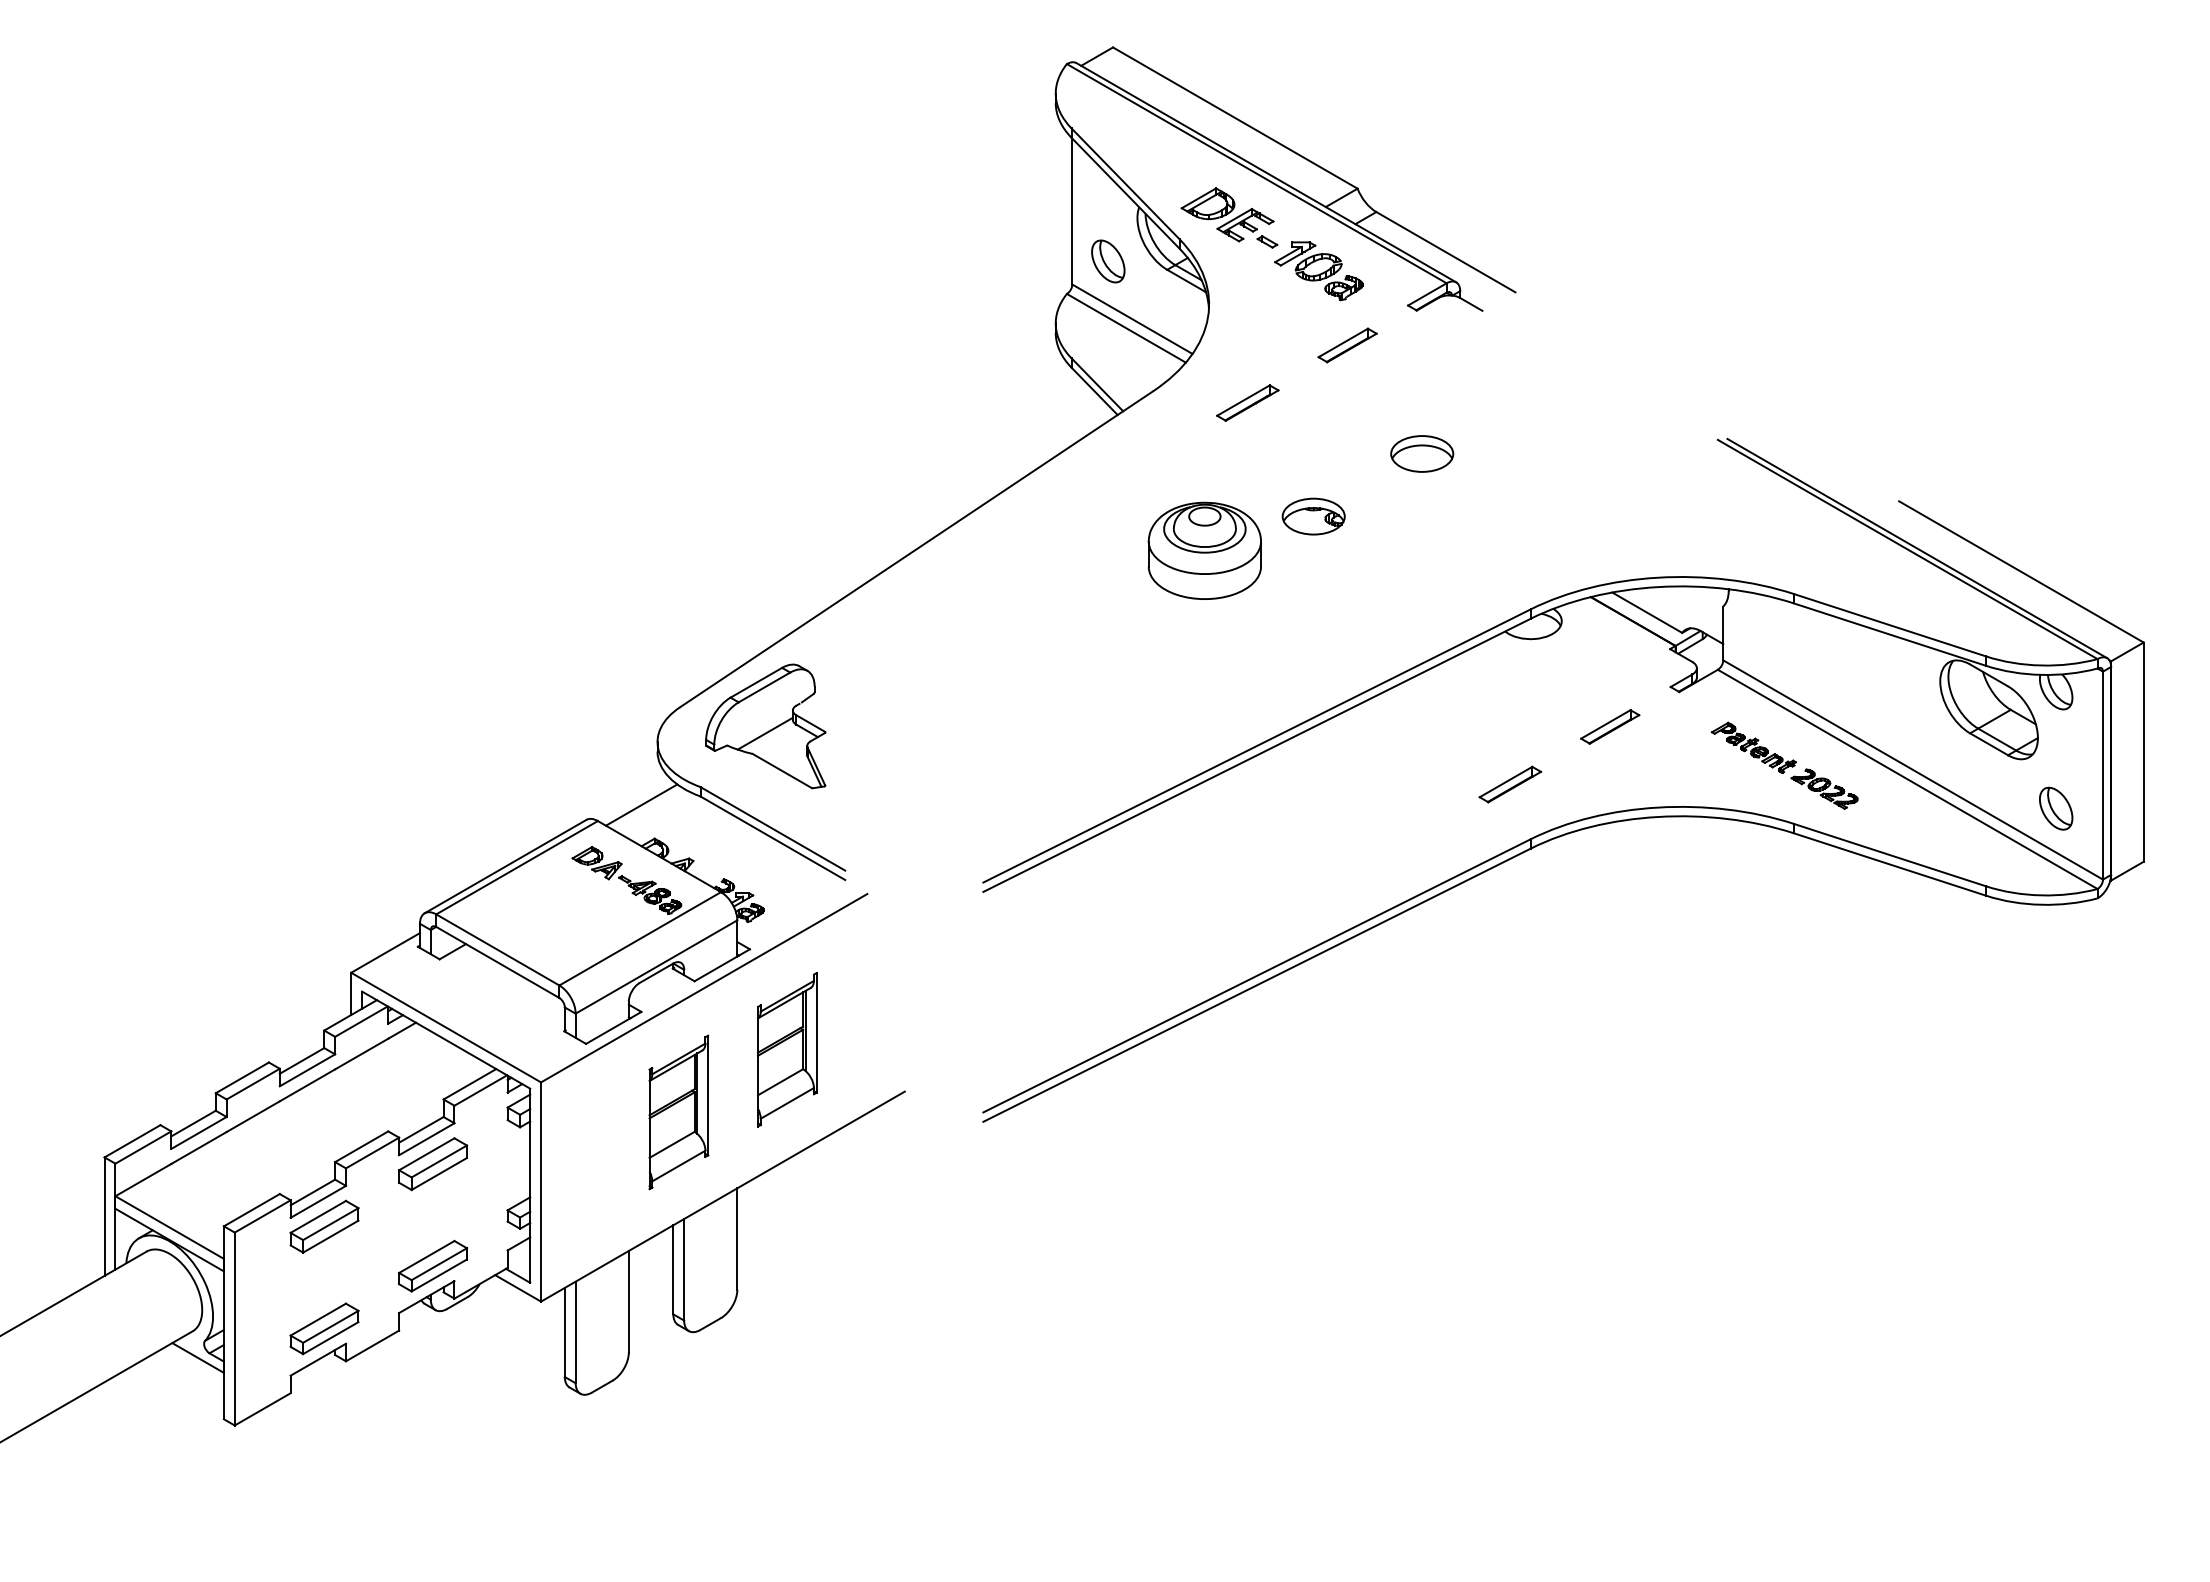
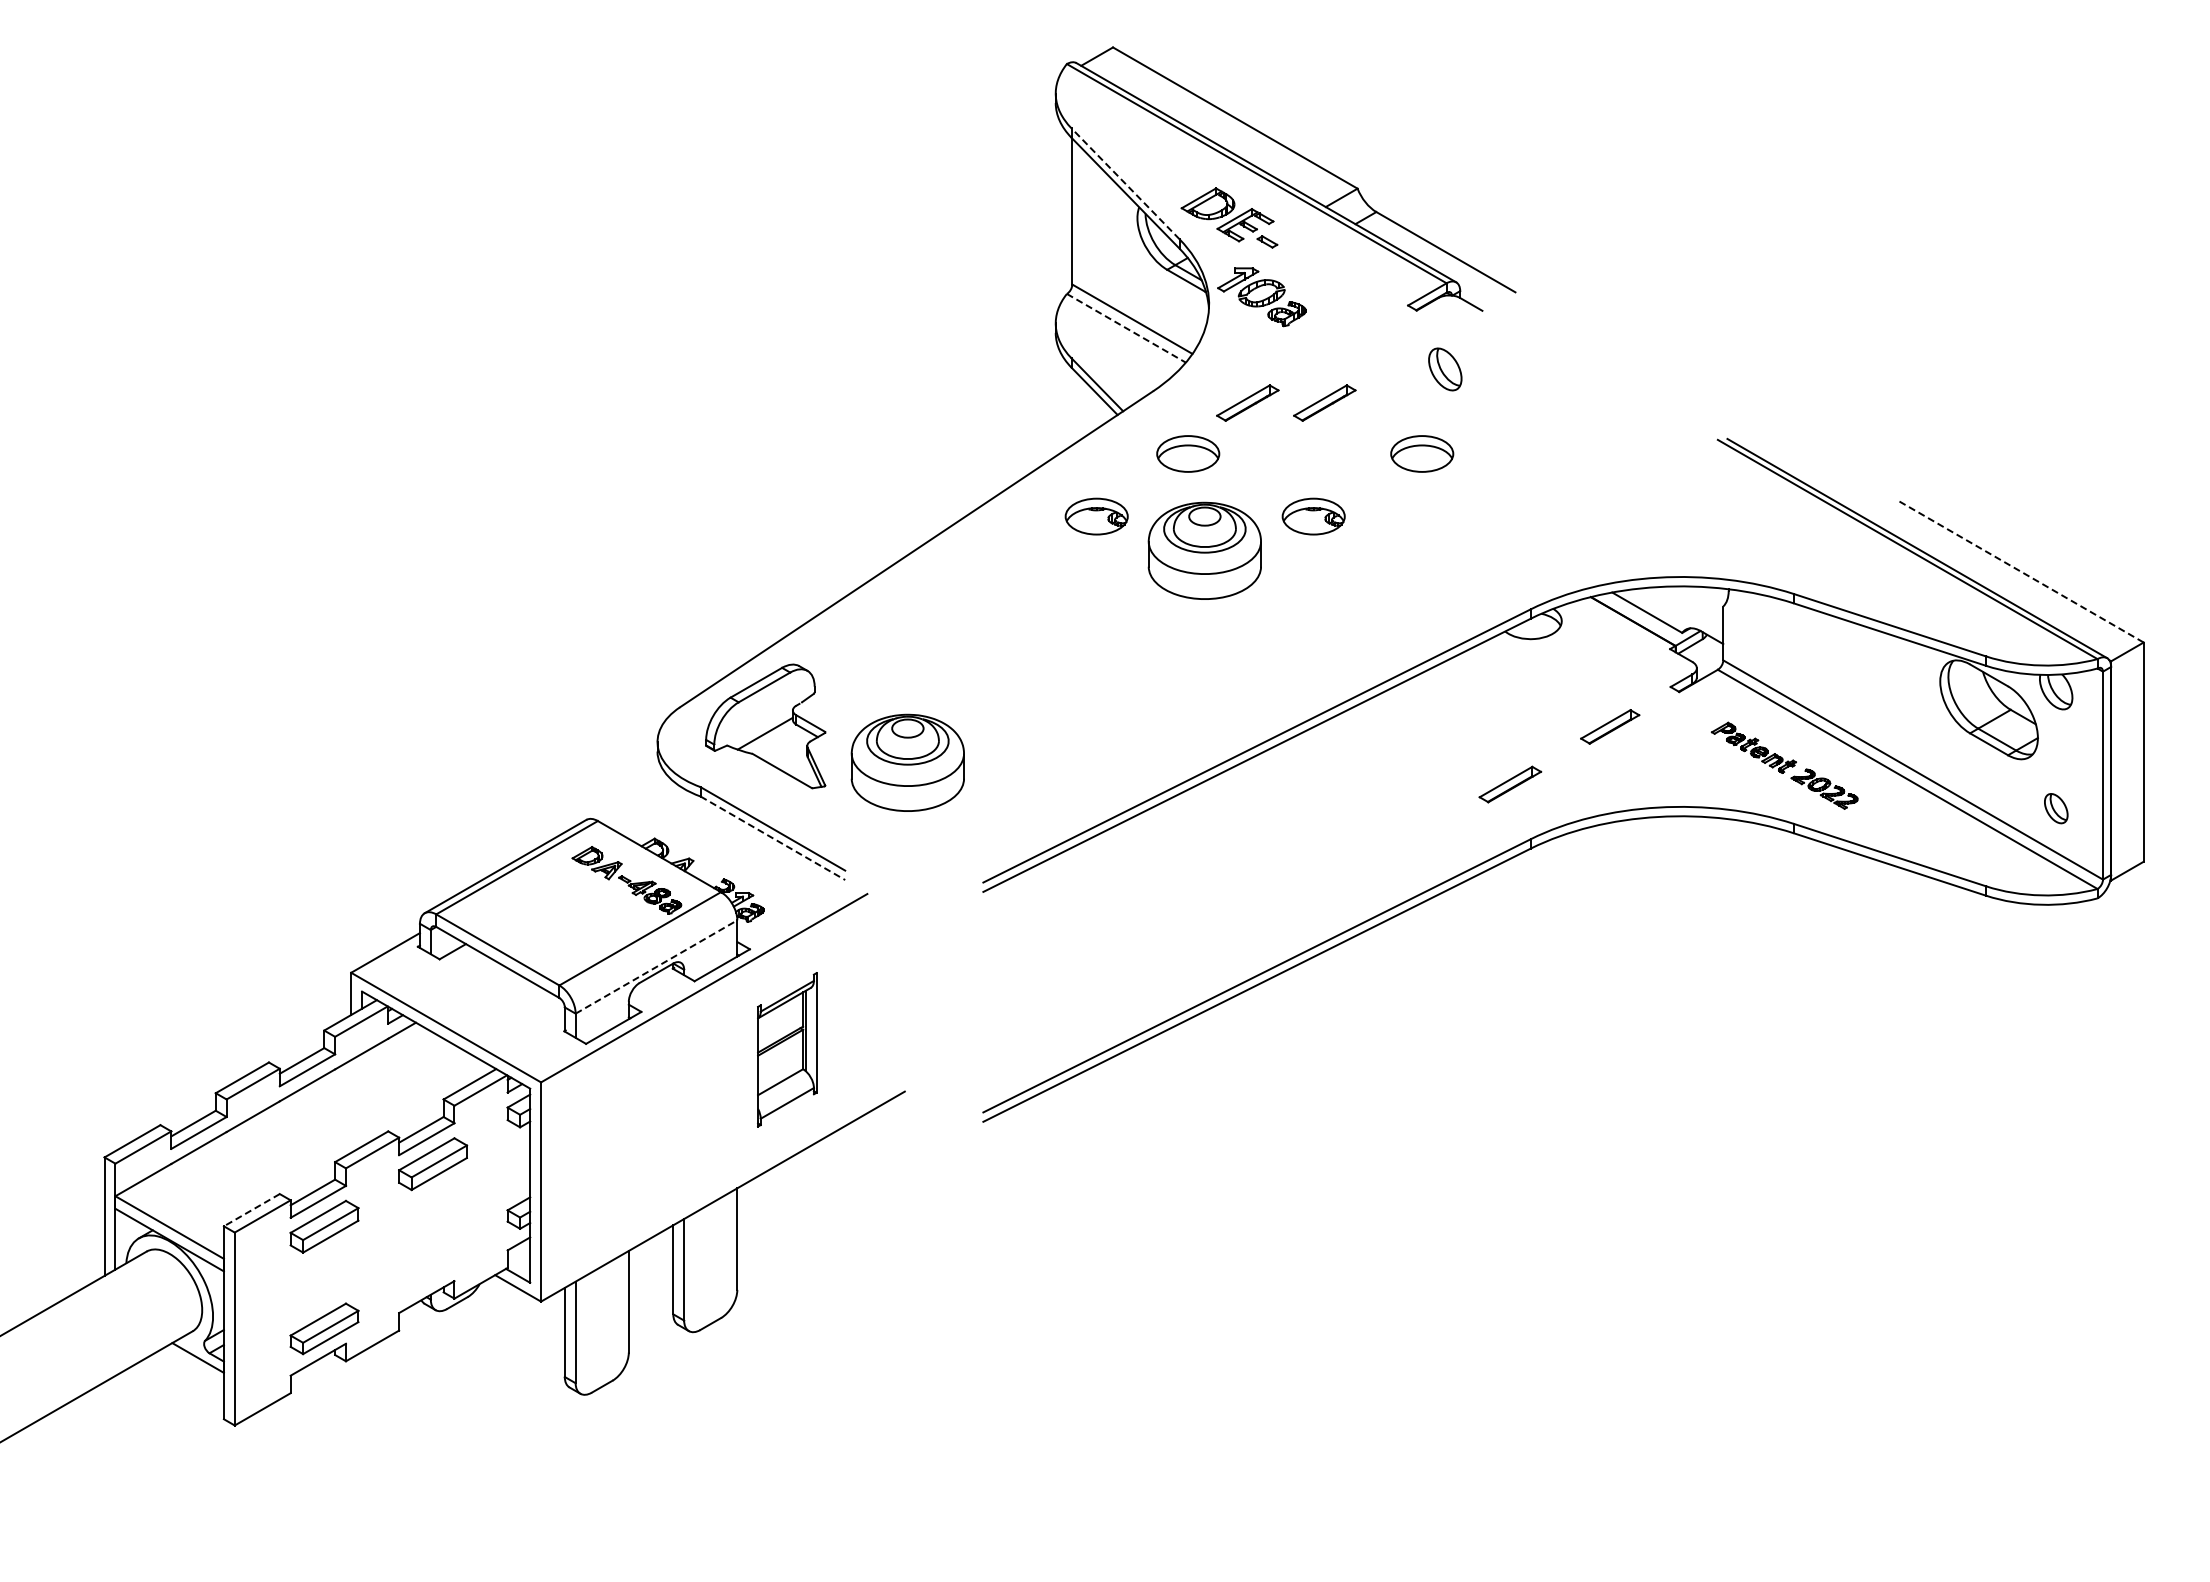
line: solid -> dashed (1125, 183)
part position: (1108, 261) -> (1445, 369) (1445, 369)
part position: (1318, 271) -> (1261, 297) (1261, 297)
line: solid -> dashed (1126, 328)
part: present -> none (1347, 345)
part: none -> present (1324, 402)
part: none -> present (1188, 453)
part: none -> present (1096, 516)
line: solid -> dashed (2020, 571)
part: none -> present (907, 762)
line: present -> none (641, 804)
part size: 35x45 px -> 25x32 px (2056, 808)
line: solid -> dashed (772, 838)
line: solid -> dashed (656, 966)
part: present -> none (678, 1112)
line: solid -> dashed (251, 1210)
part: present -> none (433, 1265)
